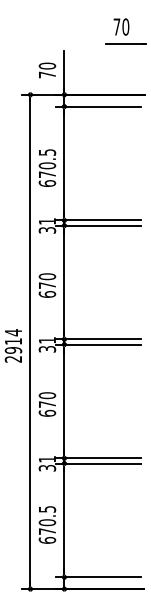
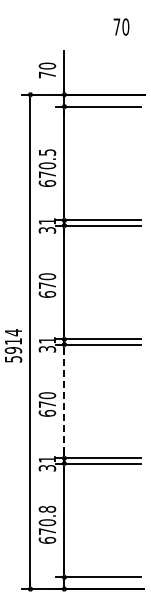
line: present -> none (125, 43)
text: 2914 -> 5914 (13, 359)
line: solid -> dashed (64, 401)
text: 670.5 -> 670.8 (47, 509)
